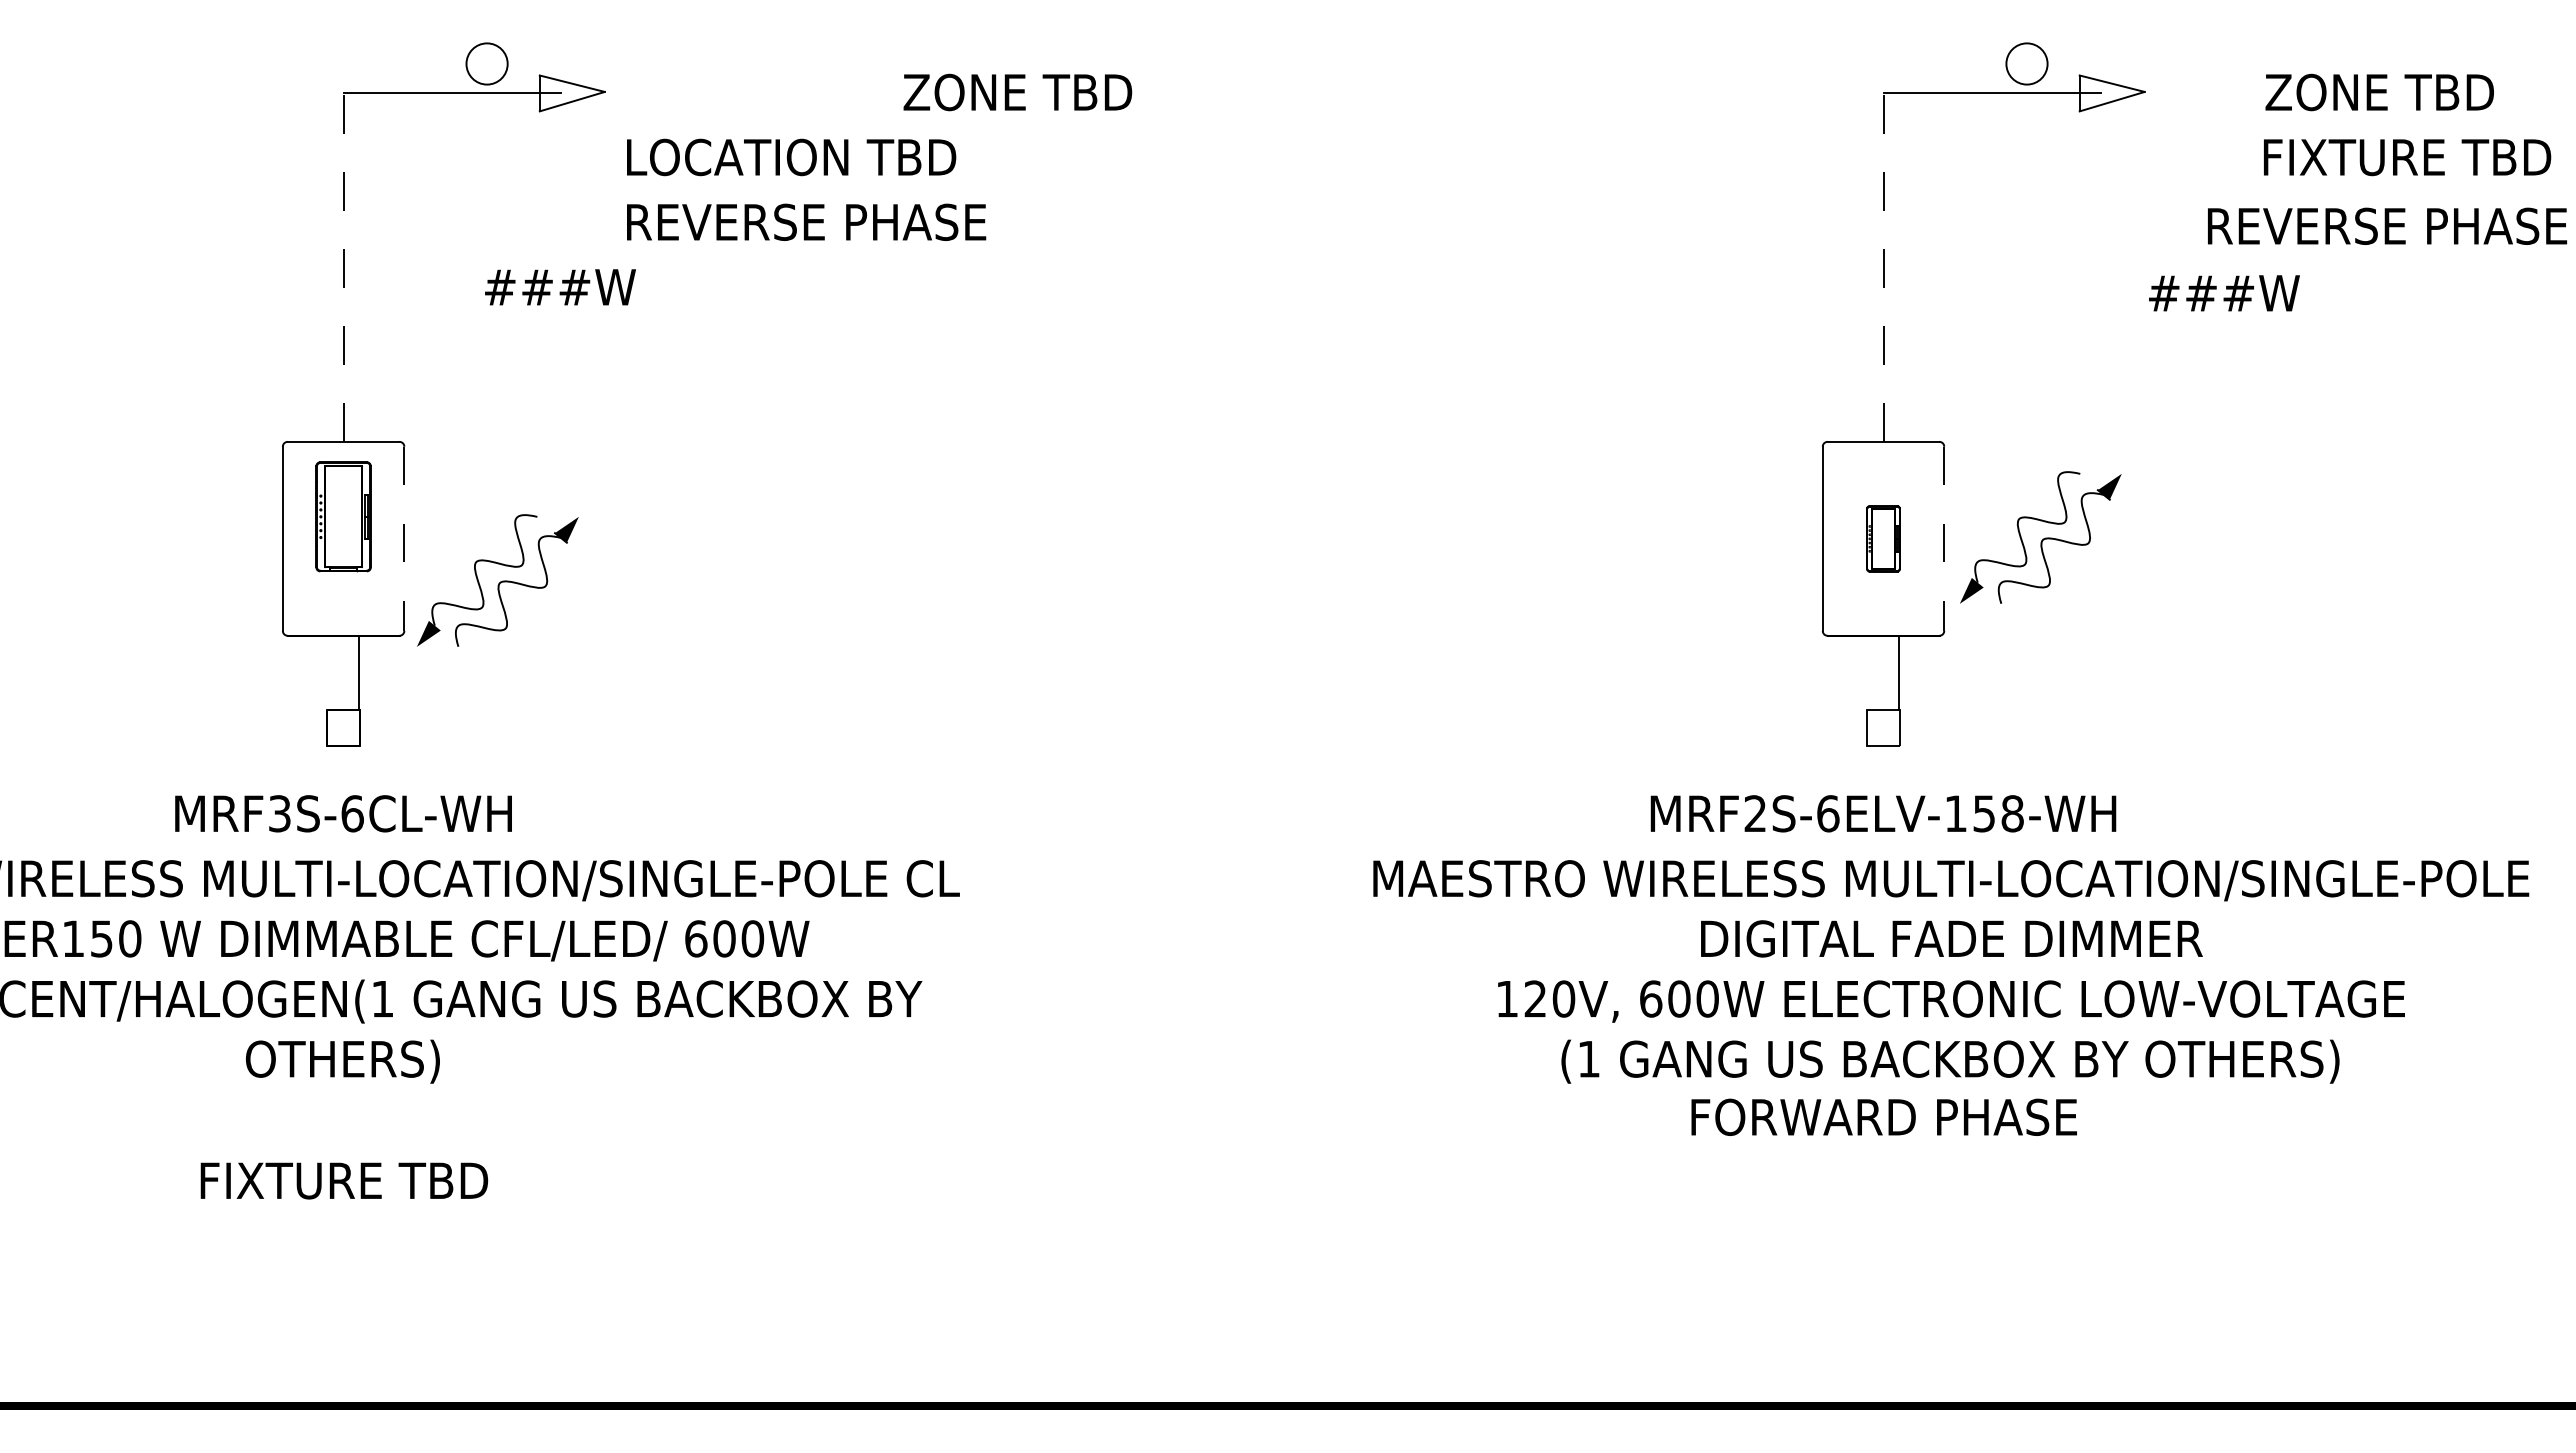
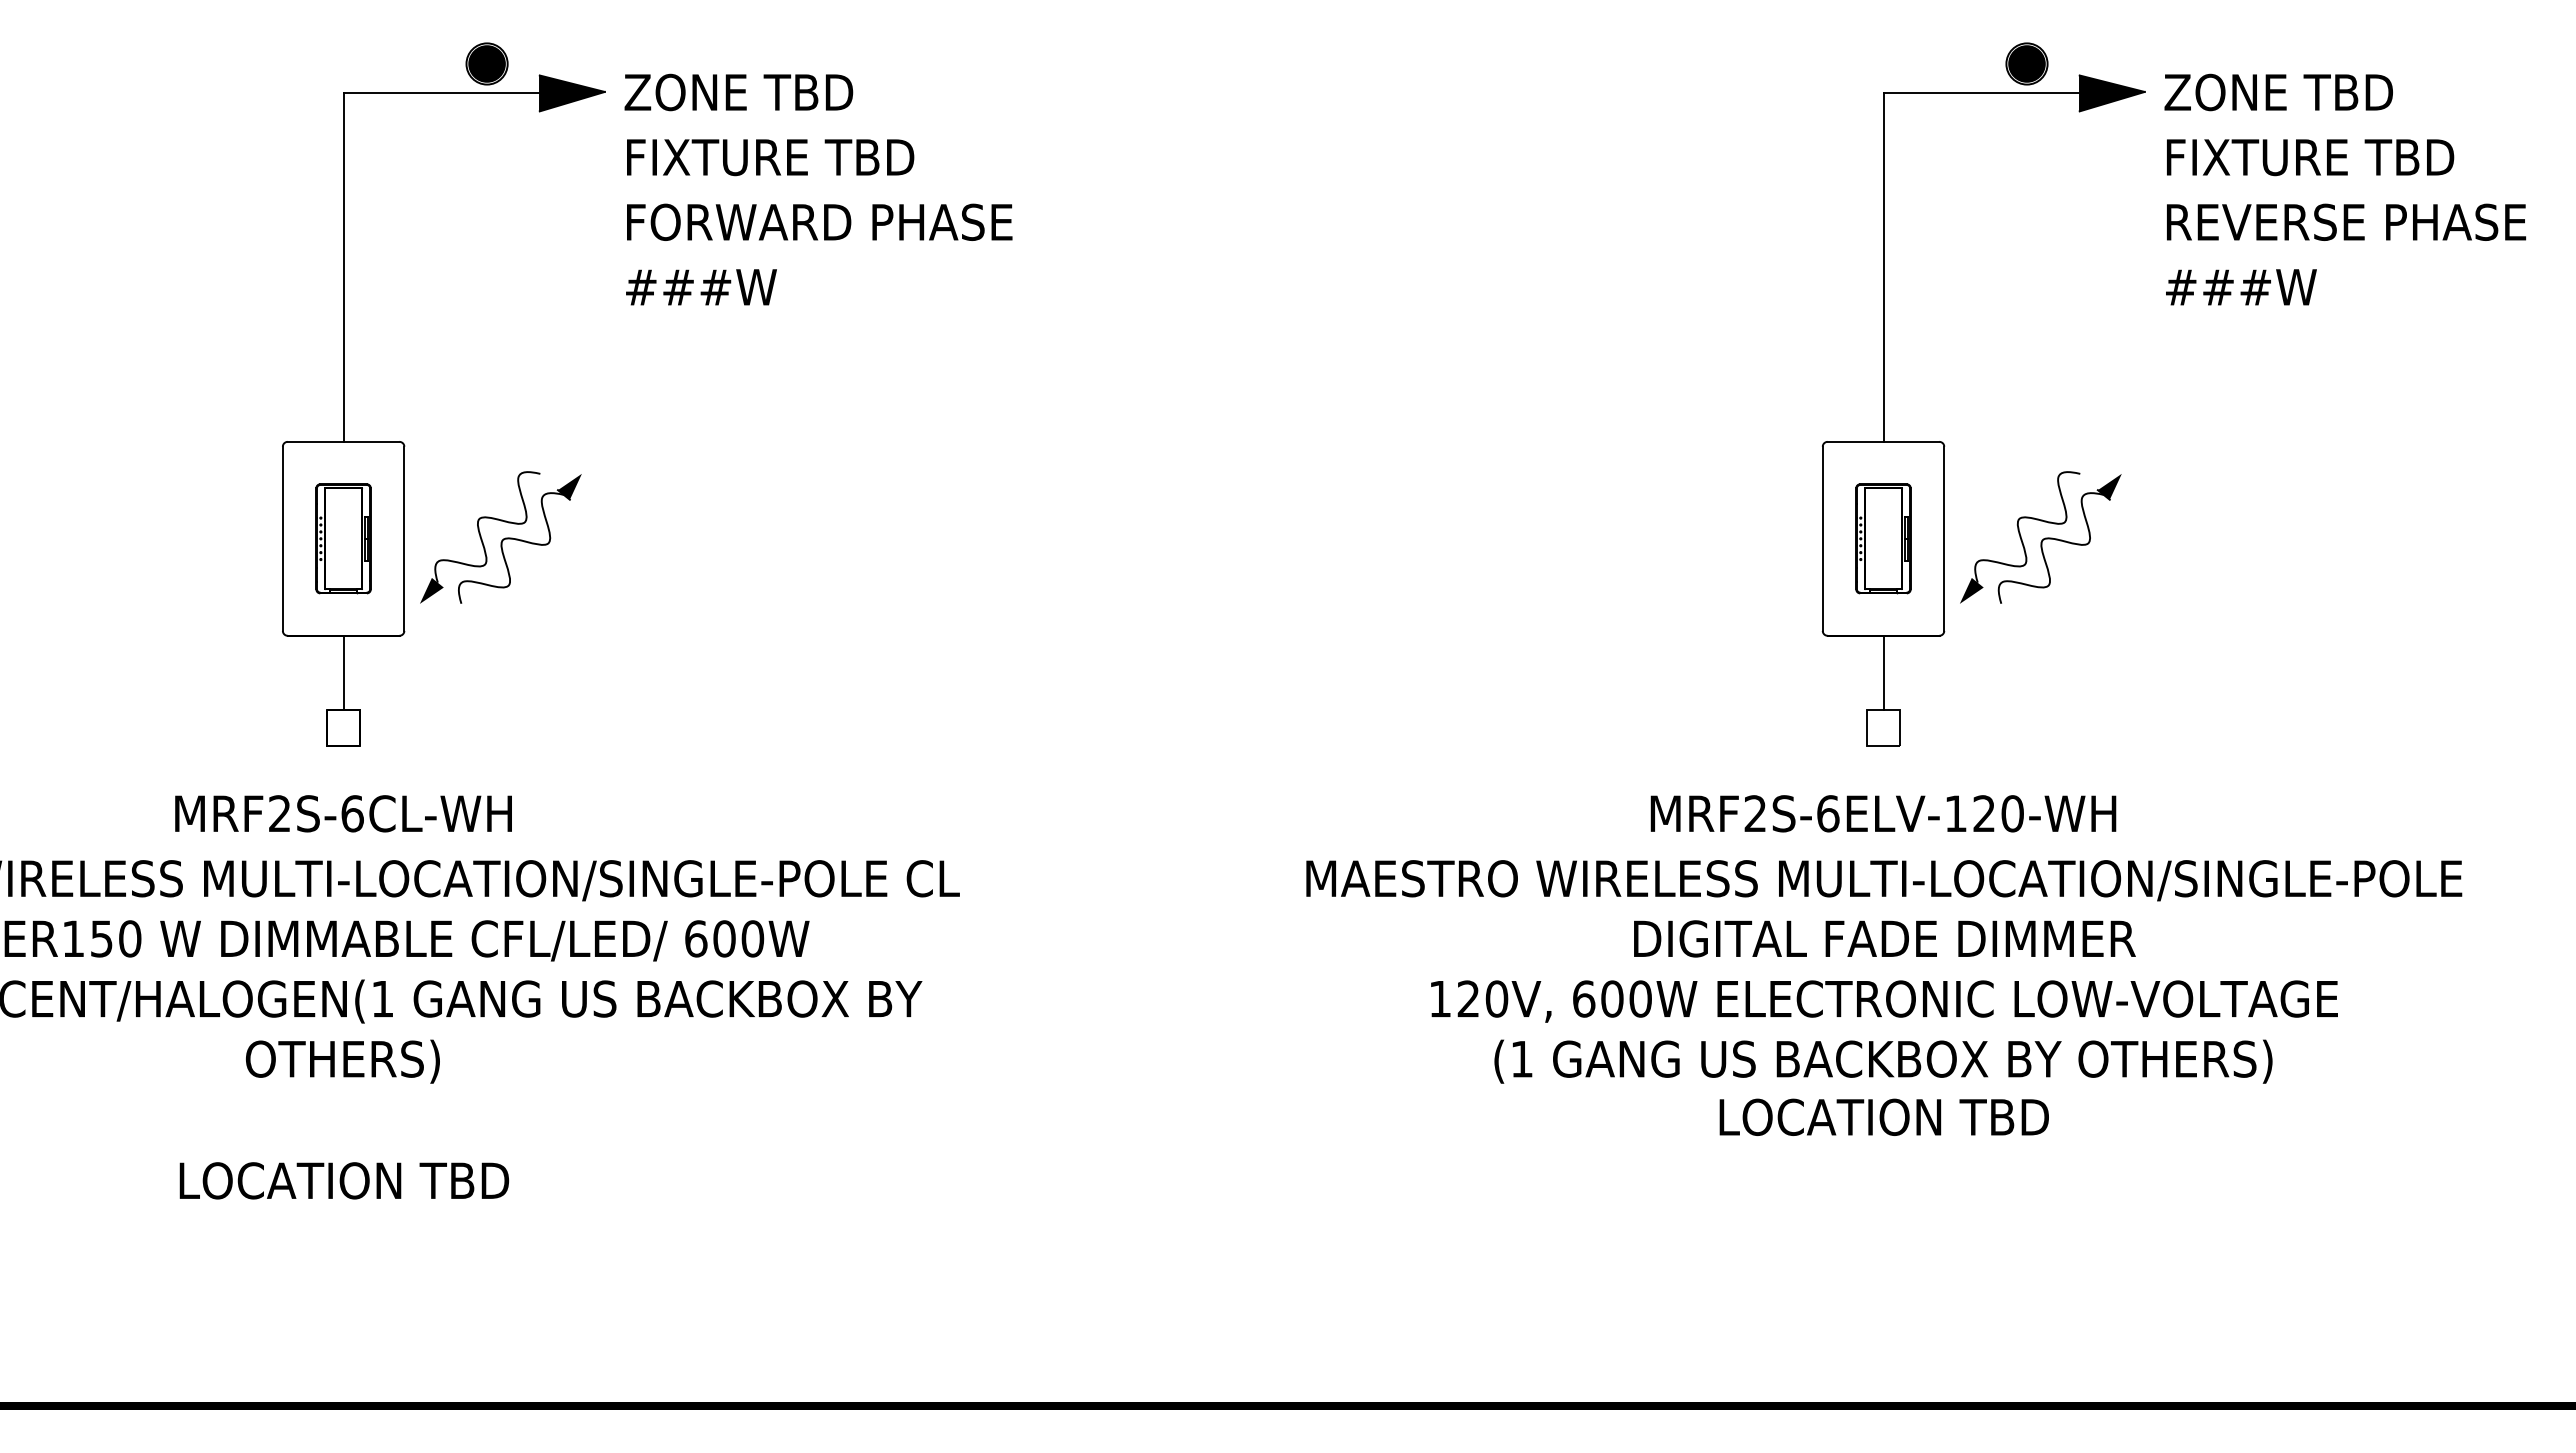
fill: none -> present (486, 63)
fill: none -> present (2026, 63)
text position: (1017, 92) -> (738, 92) (738, 92)
text position: (2379, 92) -> (2278, 92) (2278, 92)
fill: none -> present (571, 93)
fill: none -> present (2111, 93)
text: LOCATION TBD -> FIXTURE TBD (793, 157)
text position: (2407, 157) -> (2310, 157) (2310, 157)
text: REVERSE PHASE -> FORWARD PHASE (821, 221)
text position: (2387, 225) -> (2346, 221) (2346, 221)
line: dashed -> solid (343, 266)
line: dashed -> solid (1883, 266)
text position: (560, 287) -> (701, 287) (701, 287)
text position: (2224, 293) -> (2241, 287) (2241, 287)
part position: (343, 516) -> (343, 538) (343, 538)
part size: 35x68 px -> 57x112 px (1883, 538)
line: dashed -> solid (404, 539)
line: dashed -> solid (1944, 539)
part position: (497, 580) -> (500, 537) (500, 537)
line position: (358, 672) -> (343, 672) (343, 672)
line position: (1898, 672) -> (1883, 672) (1883, 672)
text: MRF3S-6CL-WH -> MRF2S-6CL-WH (279, 813)
text: MRF2S-6ELV-158-WH -> MRF2S-6ELV-120-WH (1998, 813)
text position: (1951, 971) -> (1884, 971) (1884, 971)
text: FORWARD PHASE -> LOCATION TBD (1883, 1116)
text: FIXTURE TBD -> LOCATION TBD (344, 1180)
